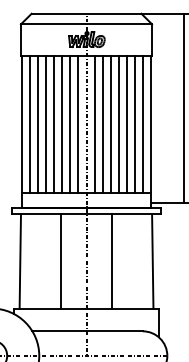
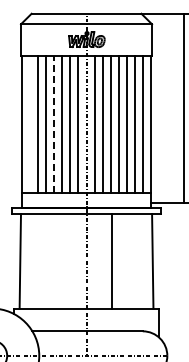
line: present -> none (29, 123)
line: solid -> dashed (54, 123)
line: present -> none (60, 261)
